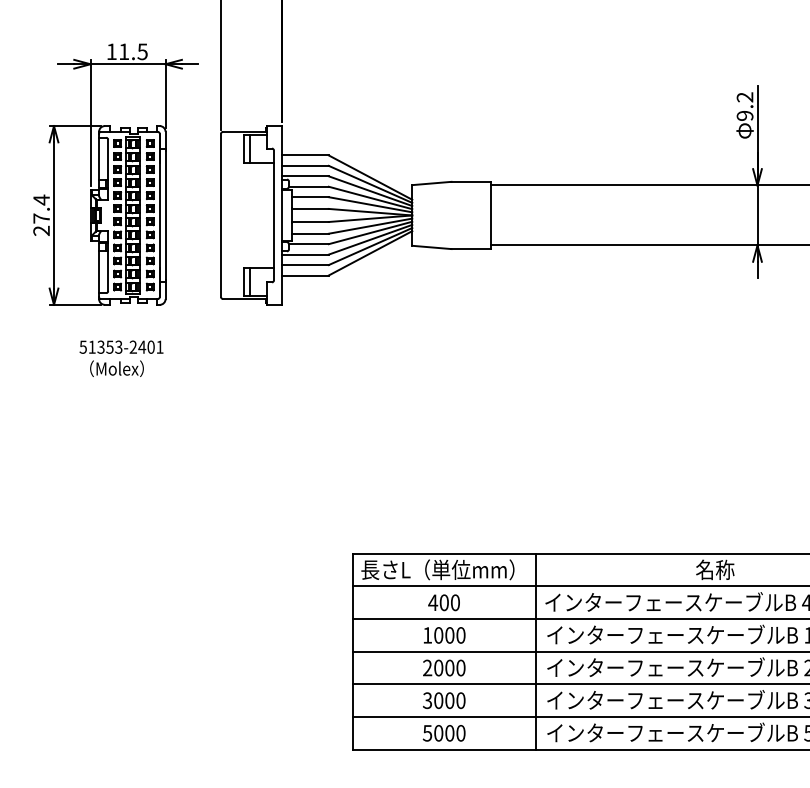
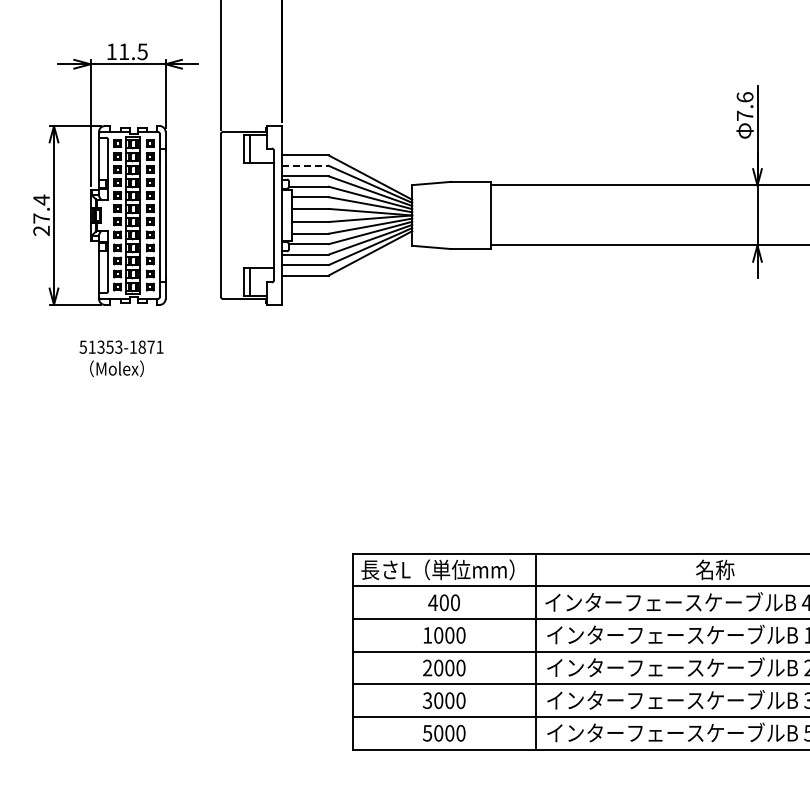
text: 9.2 -> 7.6 (744, 106)
line: solid -> dashed (305, 165)
text: 51353-2401 -> 51353-1871 (141, 346)
